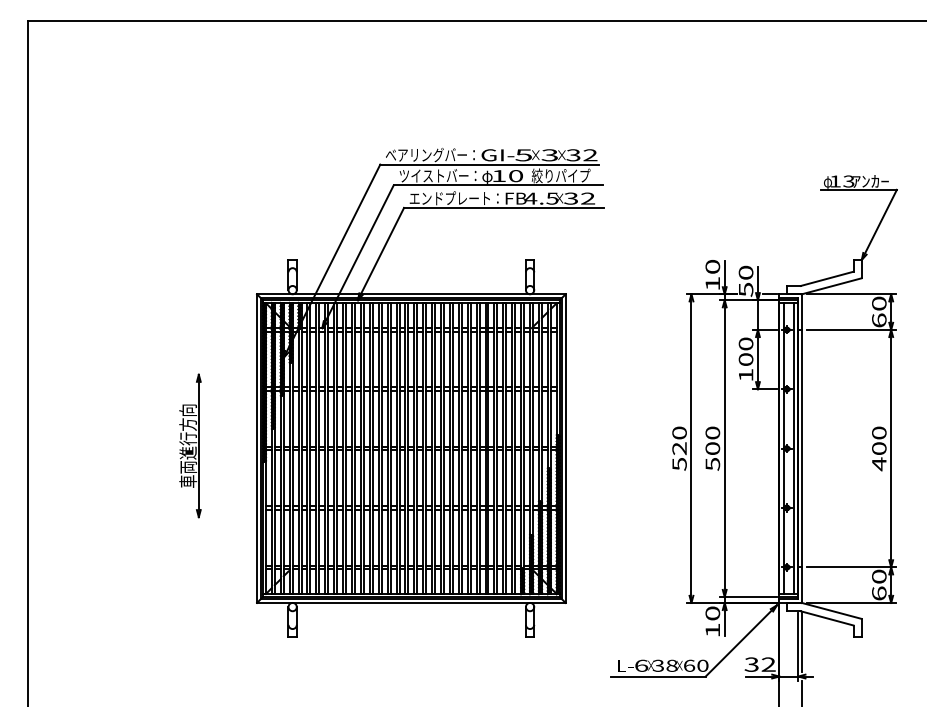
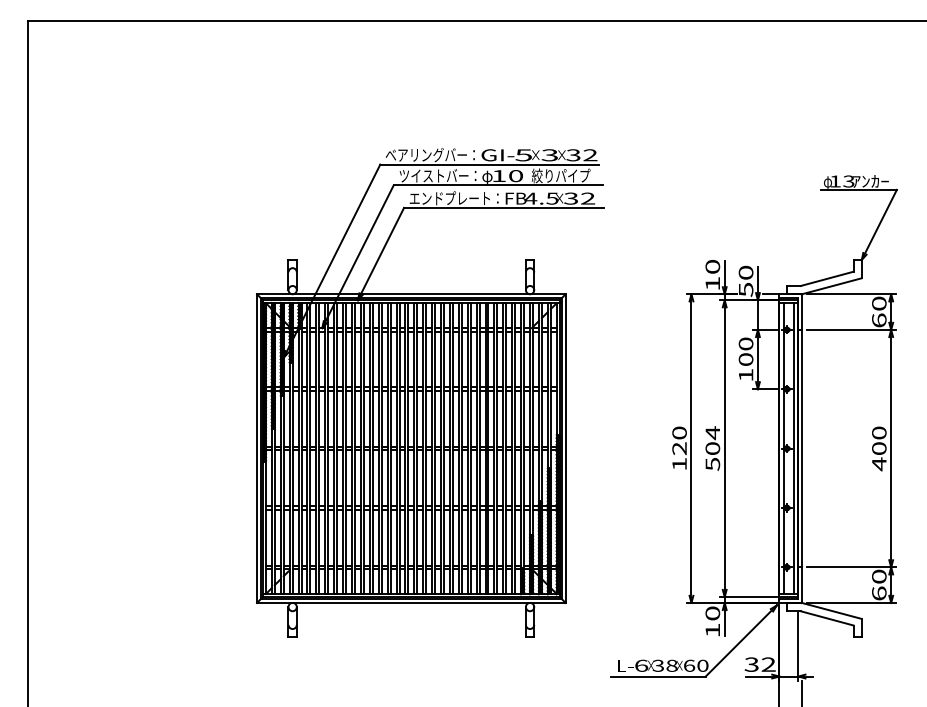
text: 500 -> 504 (712, 433)
part: present -> none (190, 445)
text: 520 -> 120 (679, 464)
line: present -> none (801, 641)
